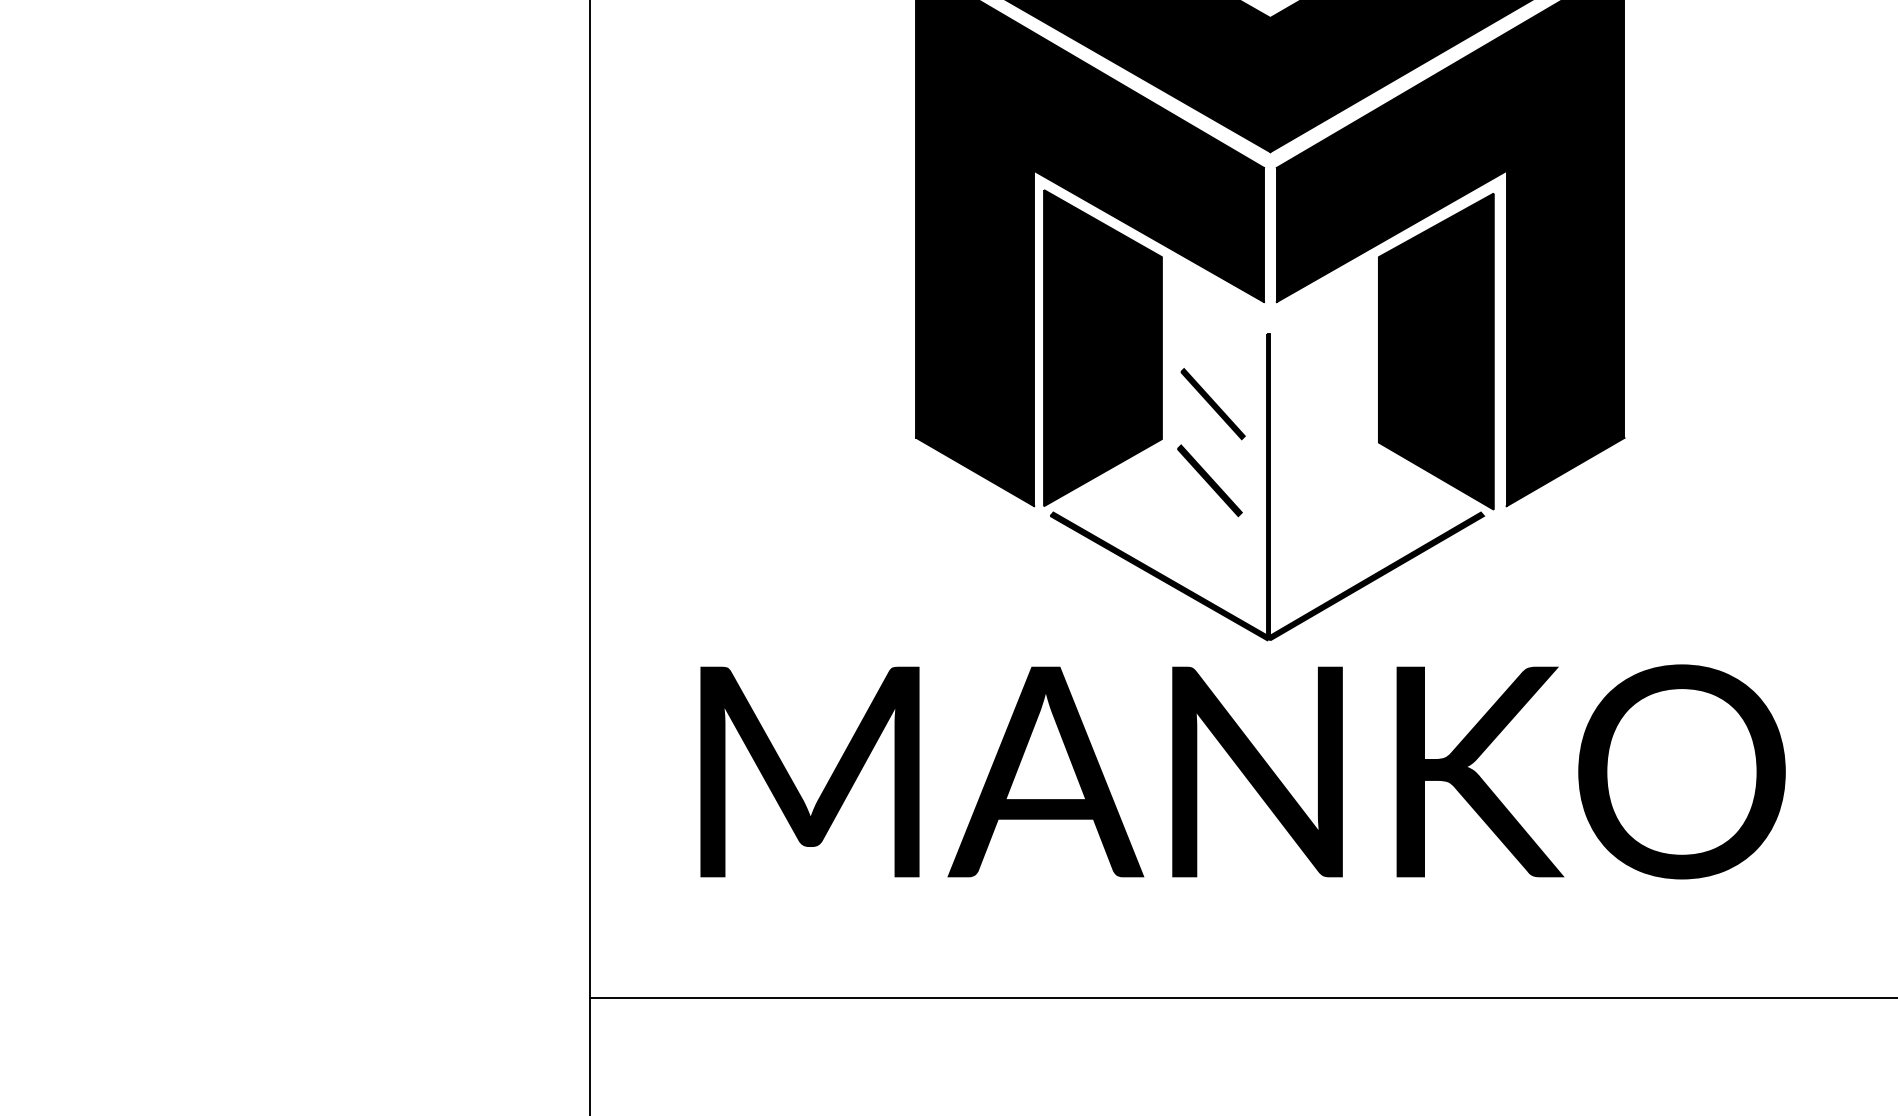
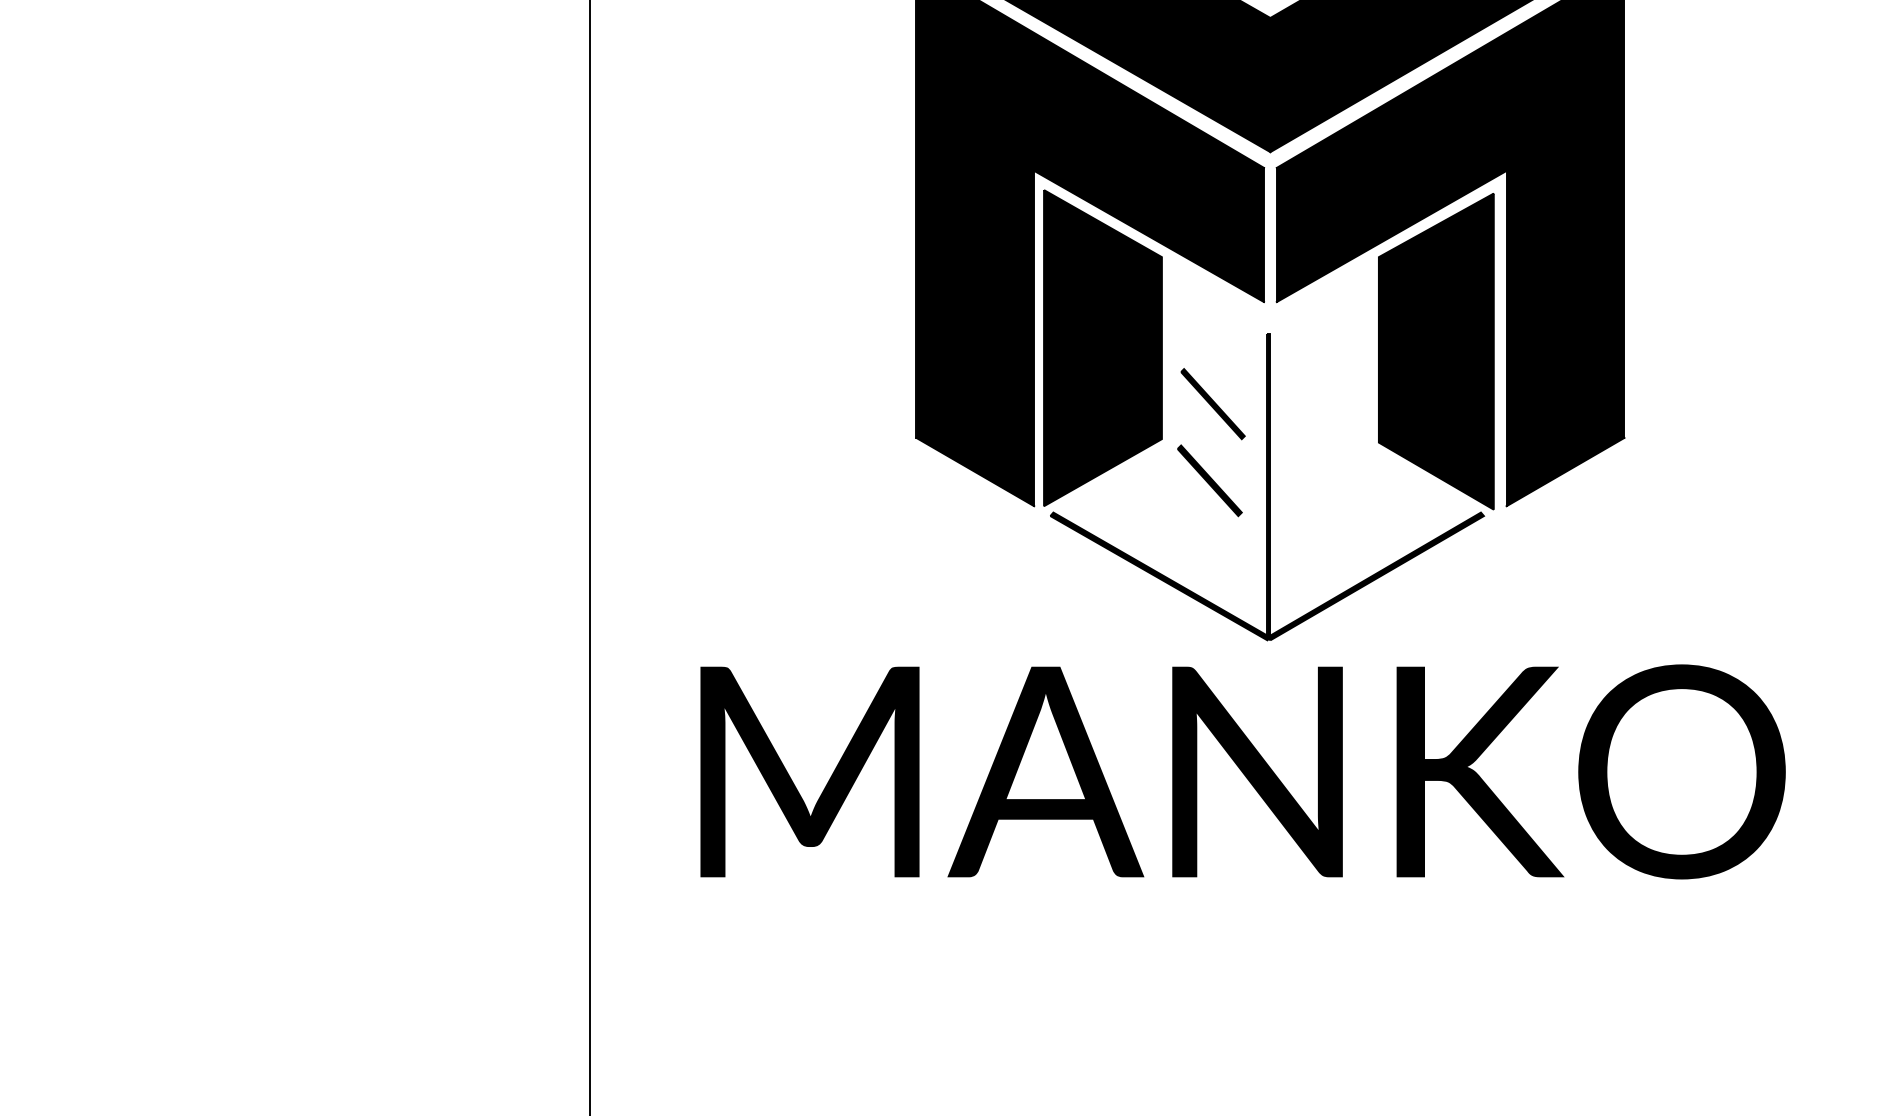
line: present -> none (1241, 998)
